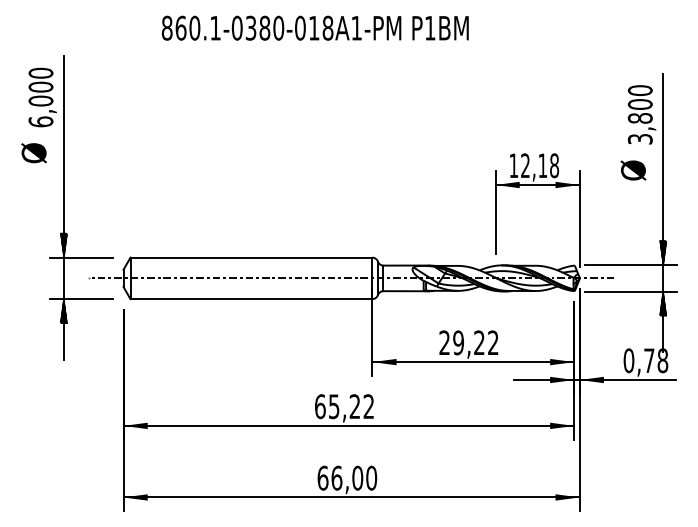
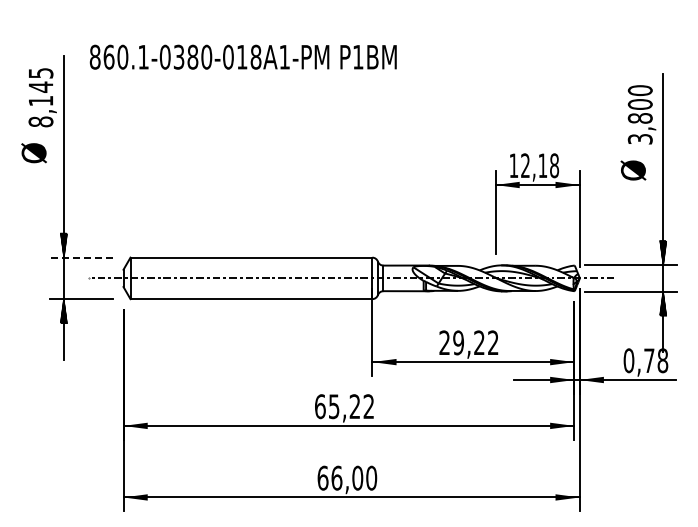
text position: (314, 27) -> (242, 56) (242, 56)
text: 6,000 -> 8,145 (40, 97)
line: solid -> dashed (80, 257)
